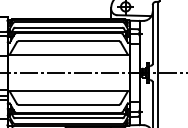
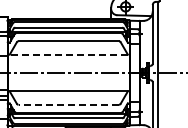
line: solid -> dashed (68, 54)
line: solid -> dashed (68, 104)
